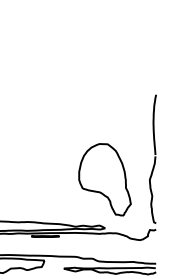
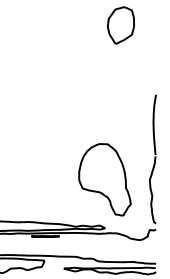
part: none -> present (120, 25)
